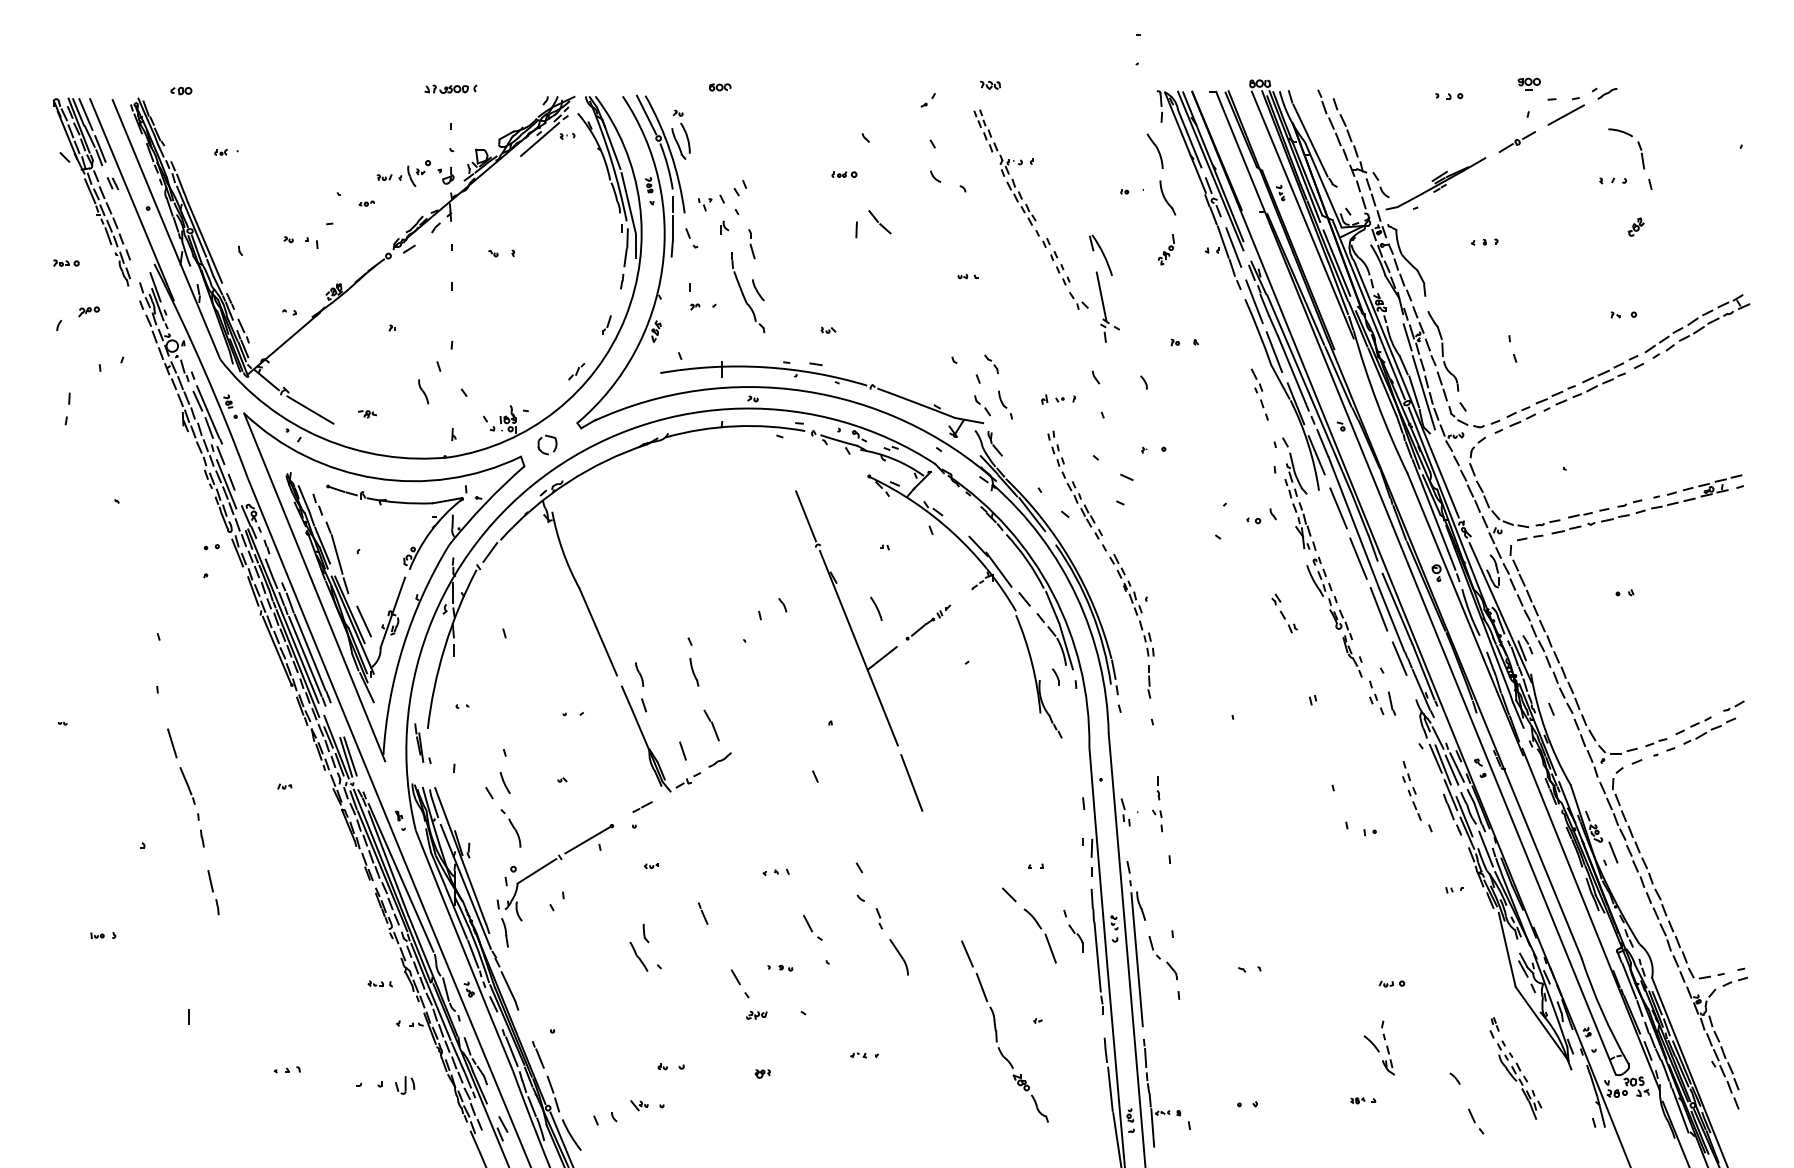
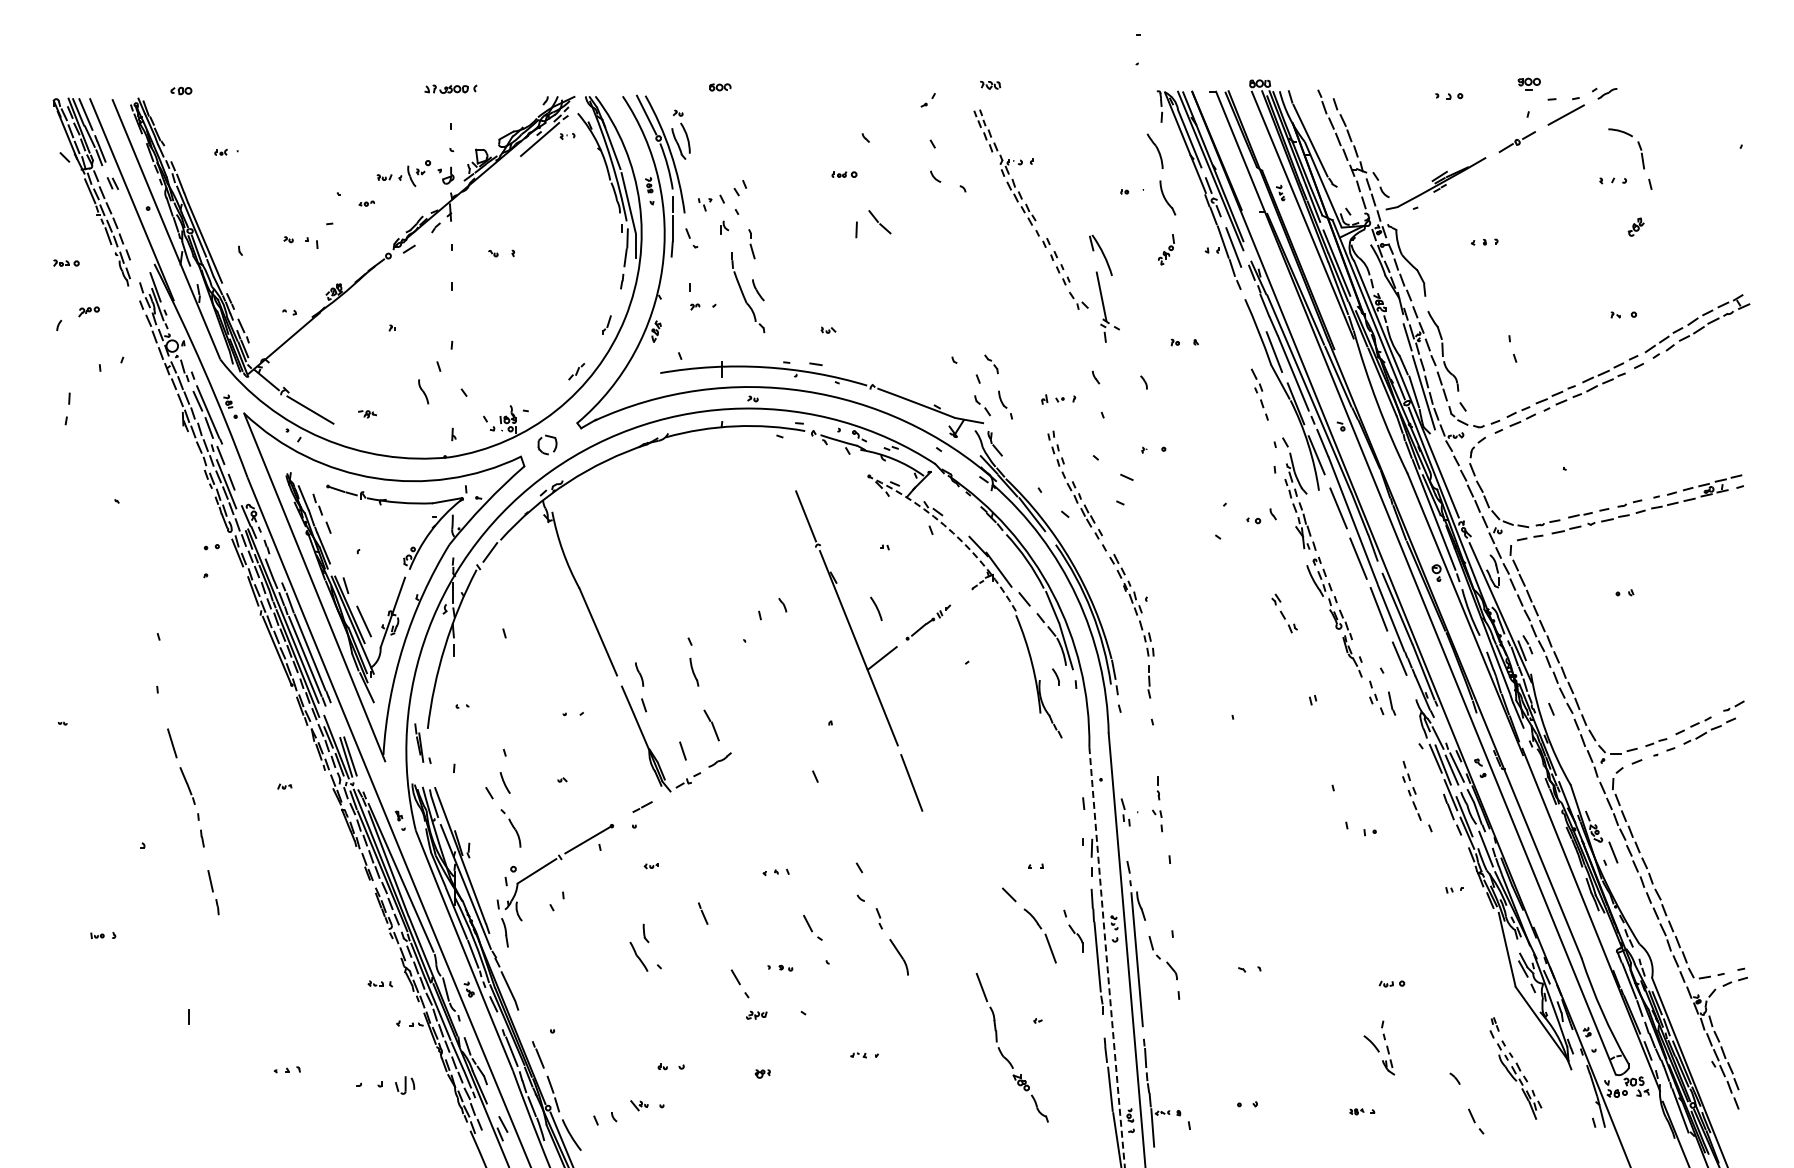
part: present -> none (967, 276)
line: present -> none (1254, 301)
arc: solid -> dashed (953, 533)
line: present -> none (336, 554)
line: present -> none (967, 953)
arc: solid -> dashed (1106, 957)
part position: (1363, 1100) -> (1362, 1111) (1362, 1111)
